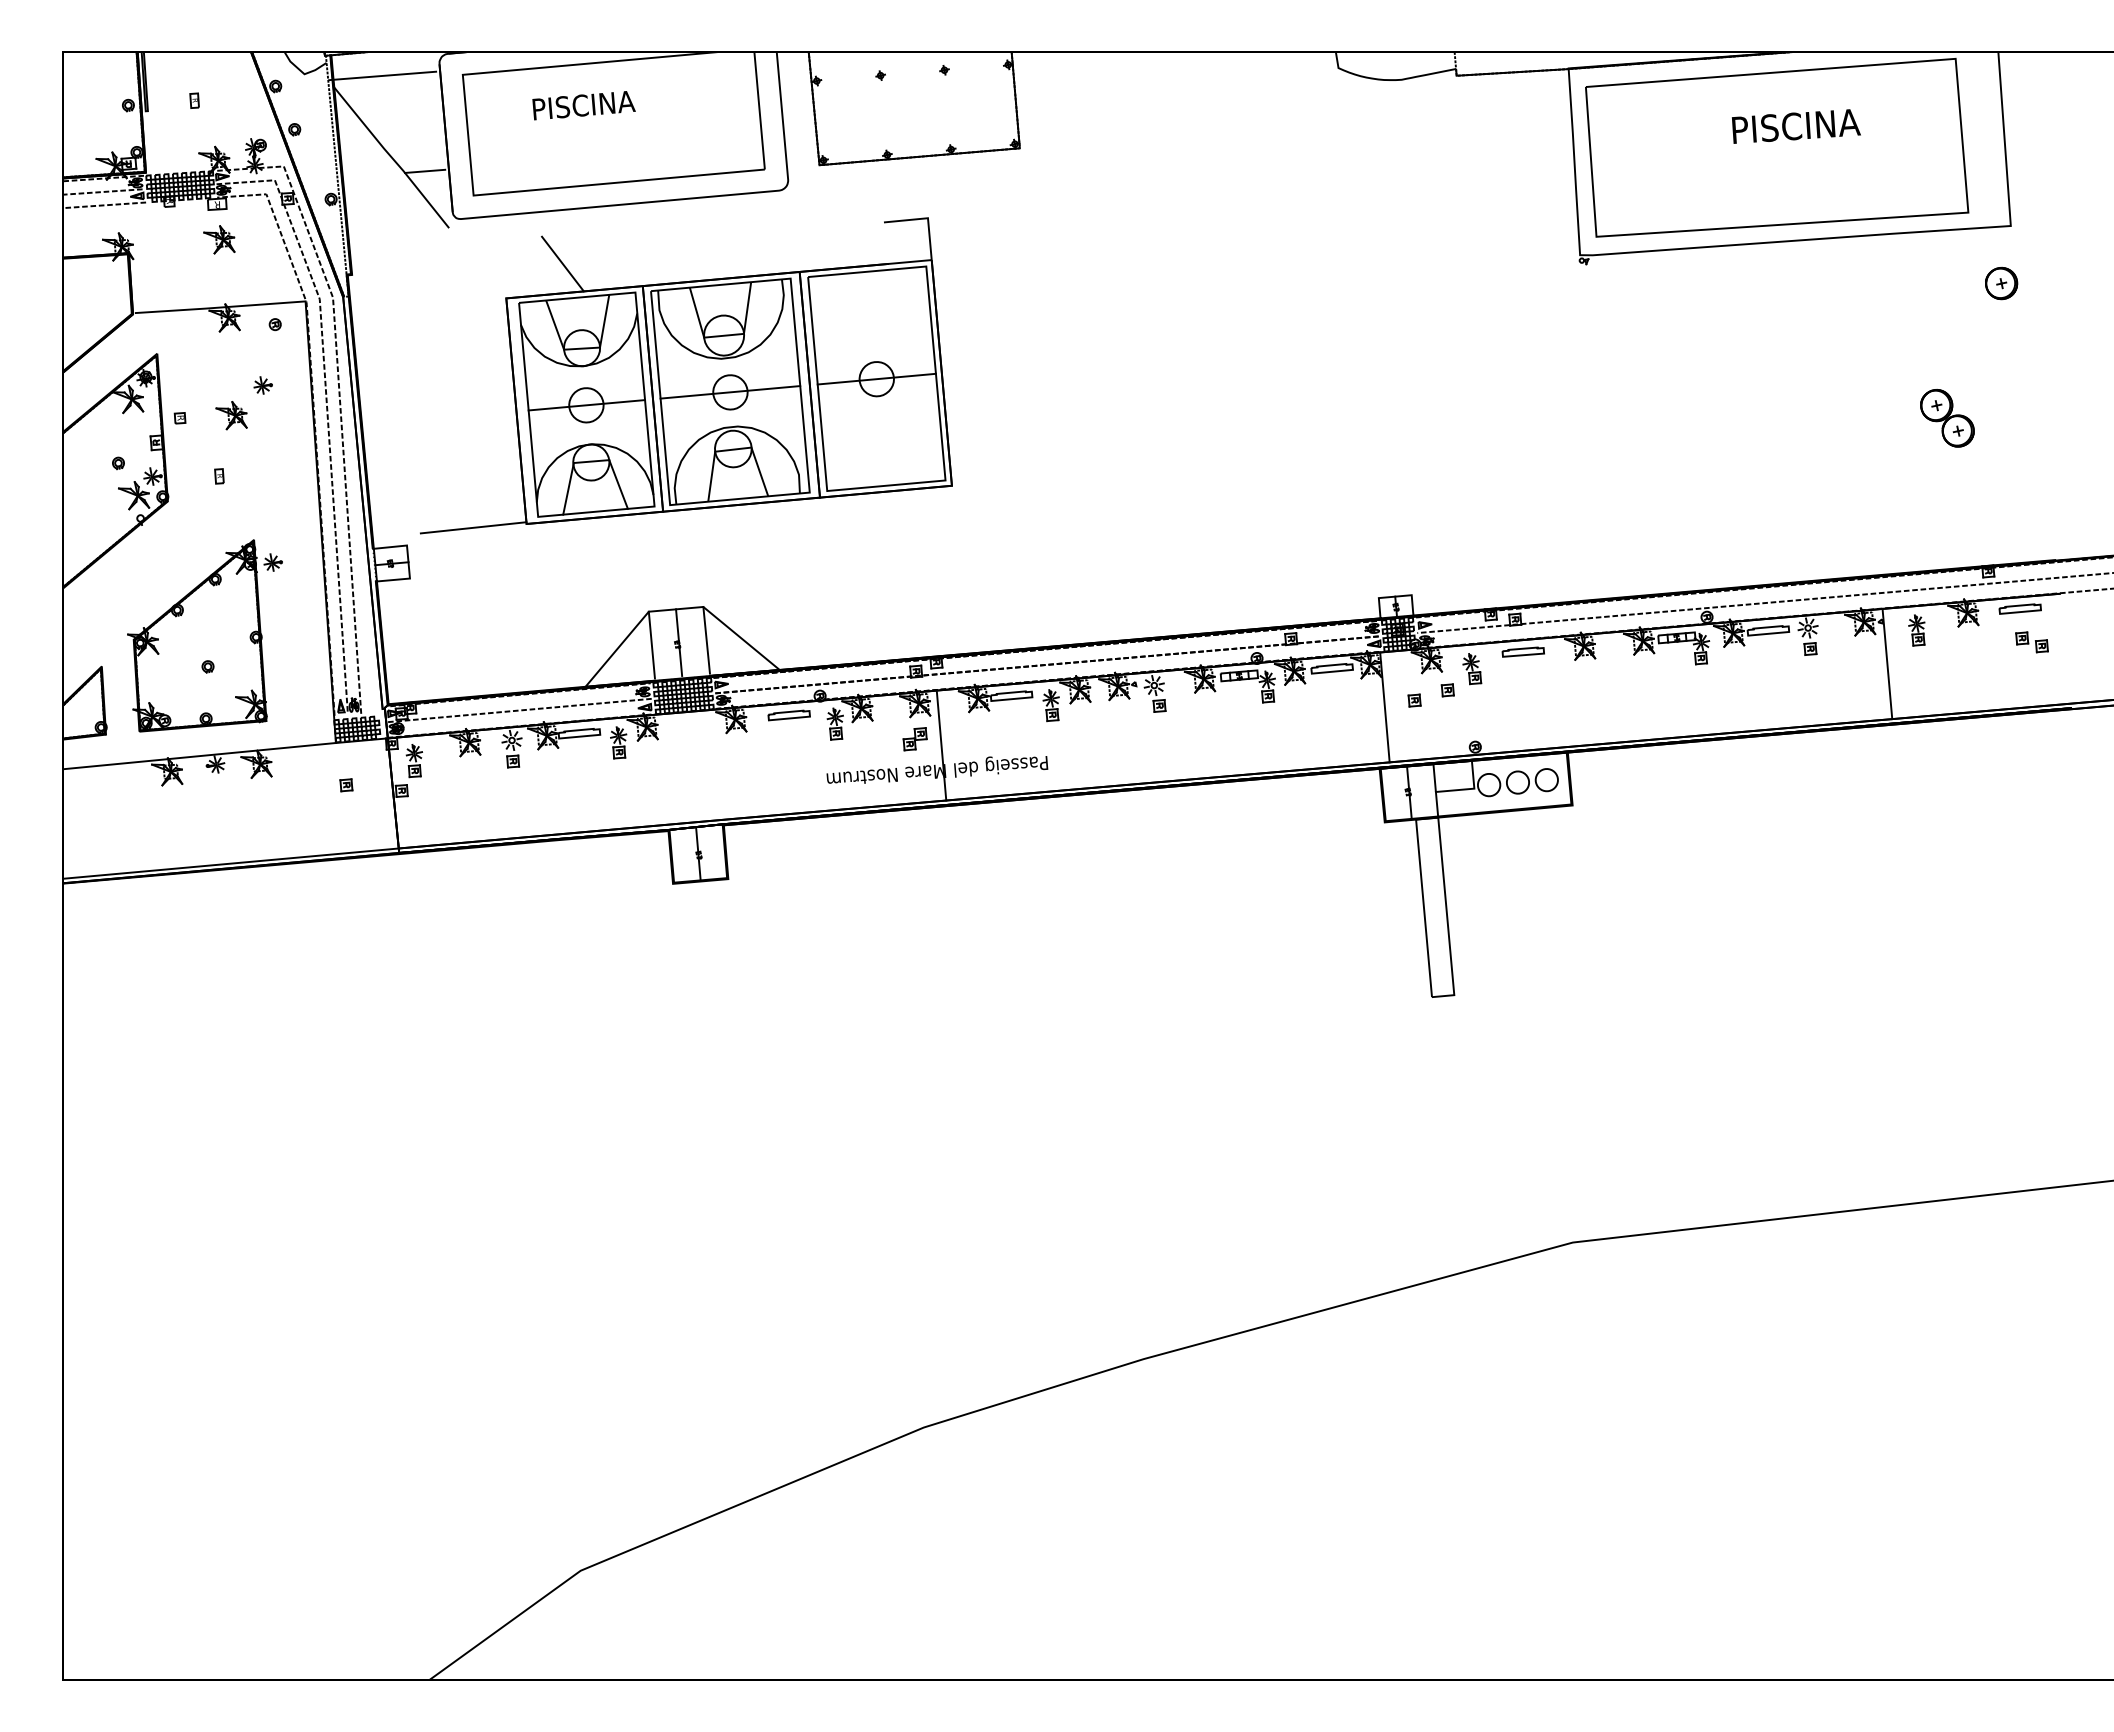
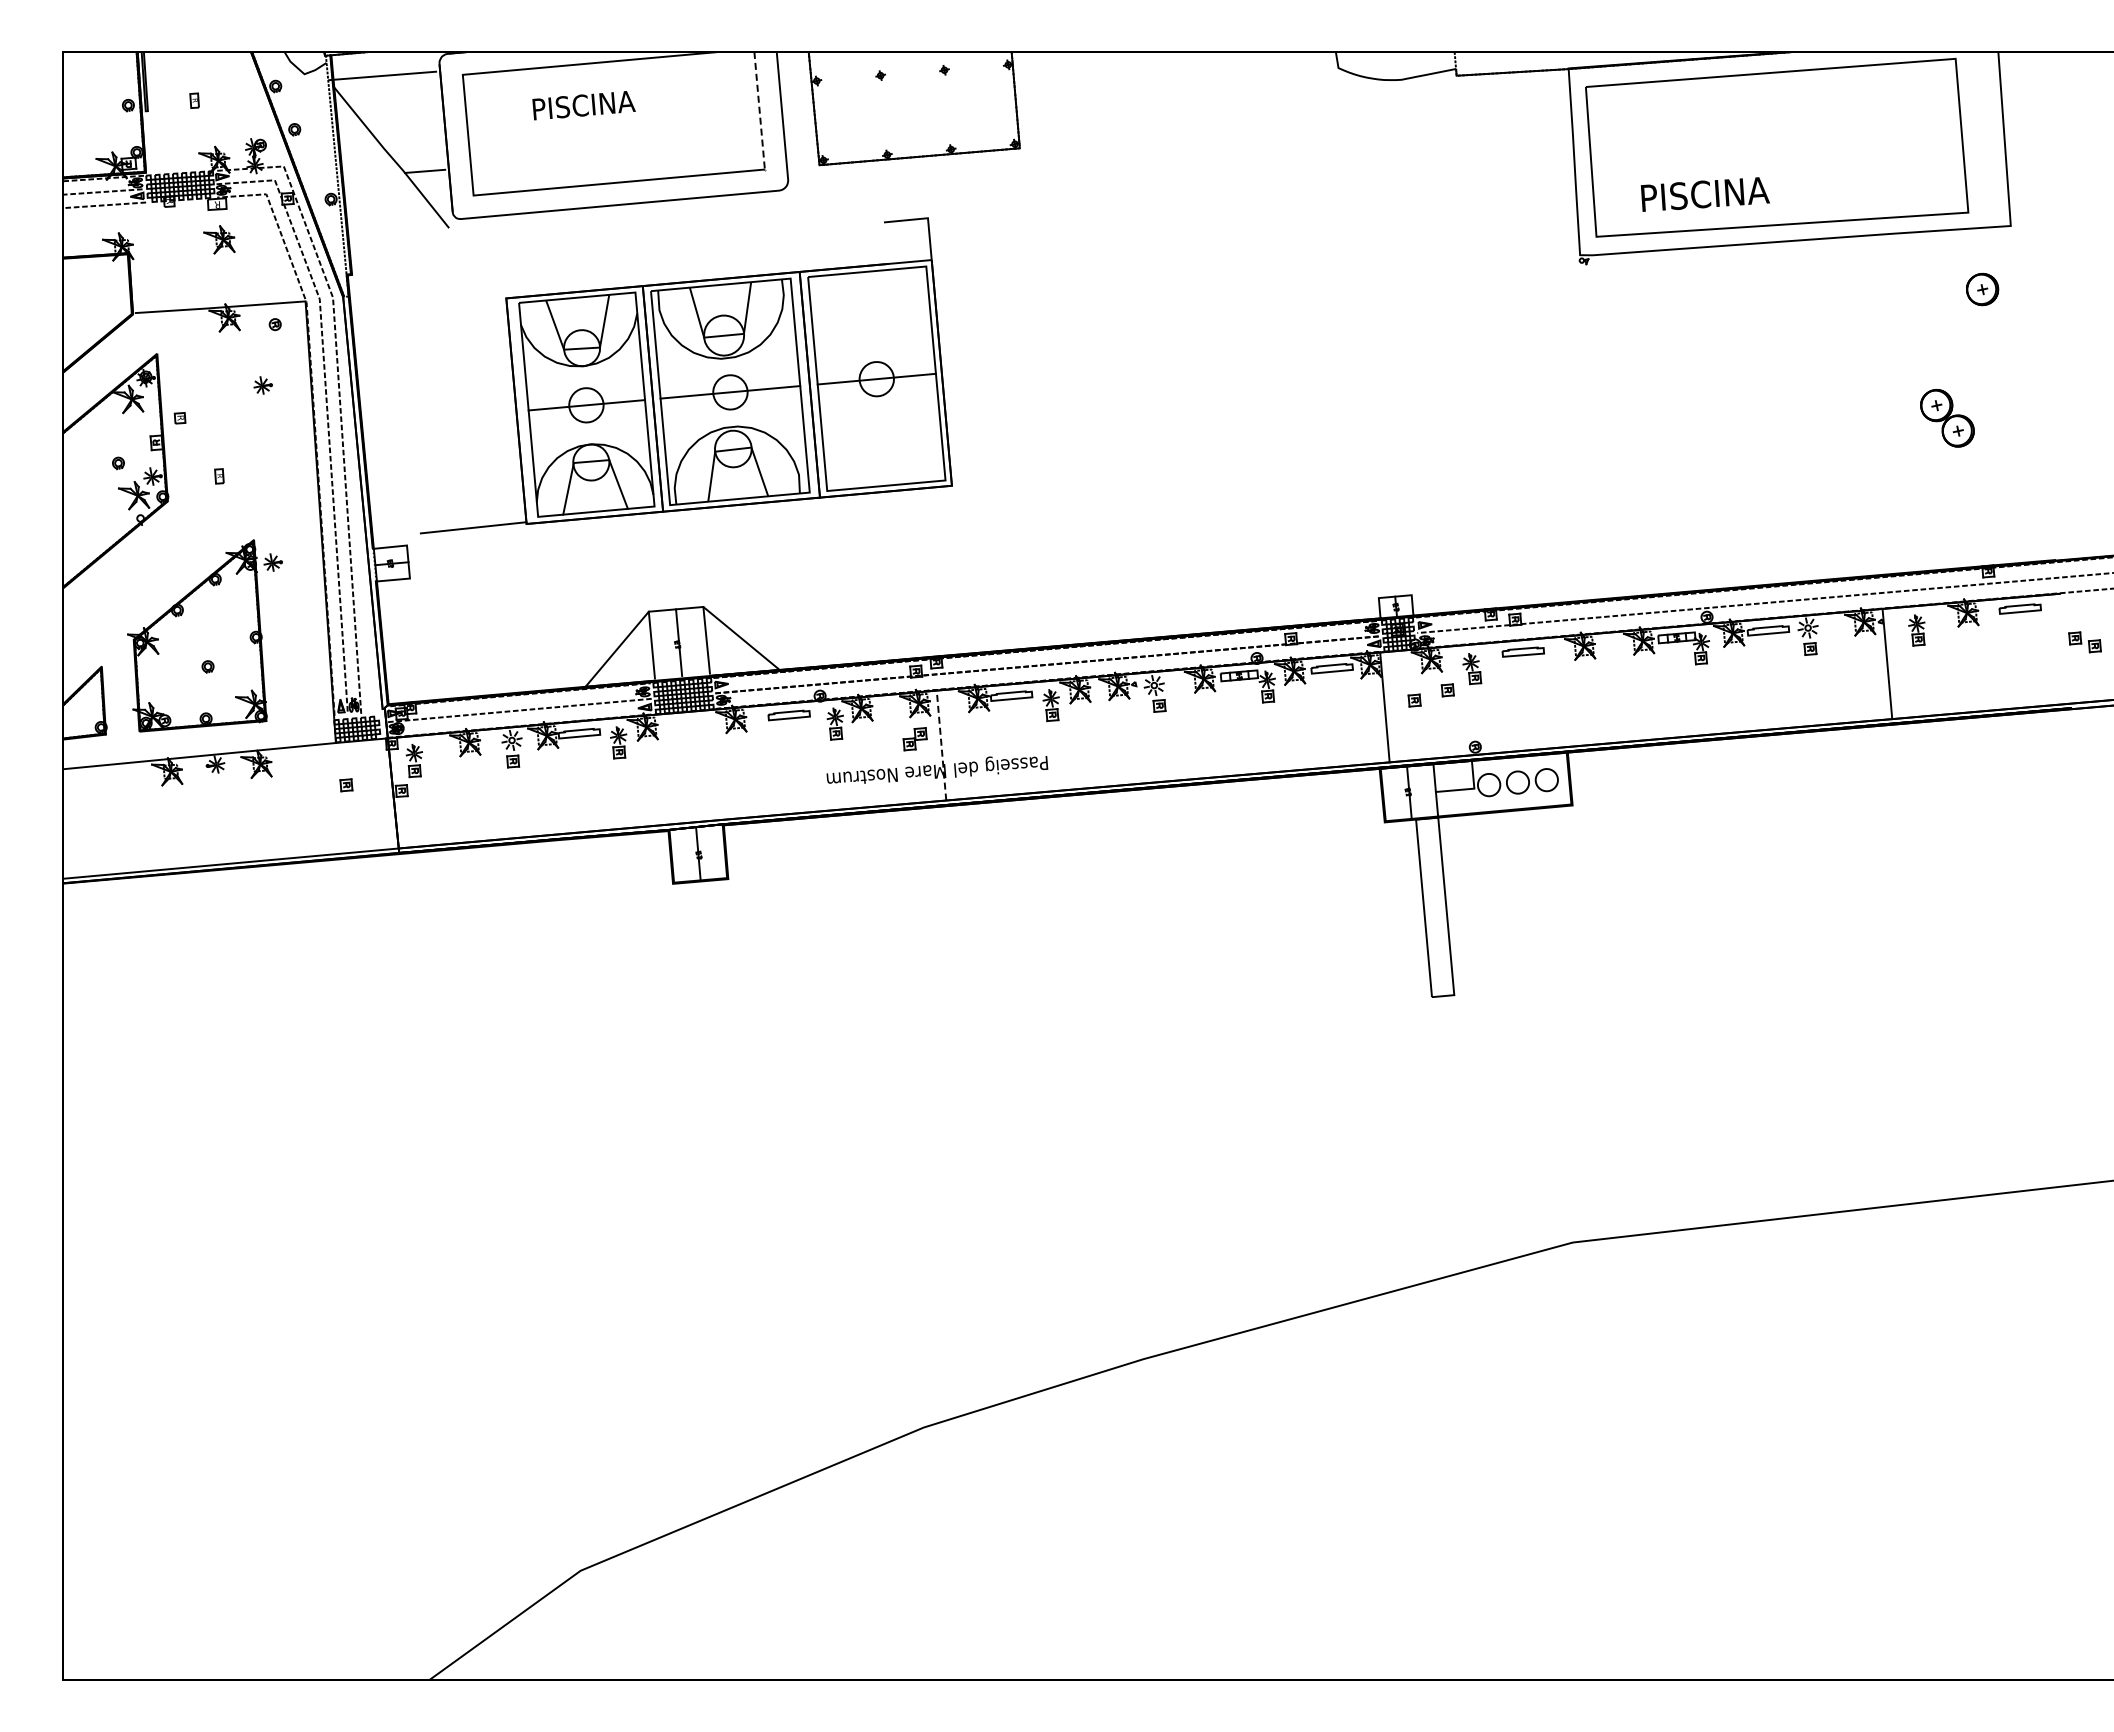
line: solid -> dashed (759, 111)
text position: (1796, 126) -> (1705, 194) (1705, 194)
line: present -> none (562, 263)
part position: (2001, 283) -> (1982, 289) (1982, 289)
part: present -> none (231, 415)
part position: (2031, 642) -> (2084, 642) (2084, 642)
line: solid -> dashed (941, 745)
